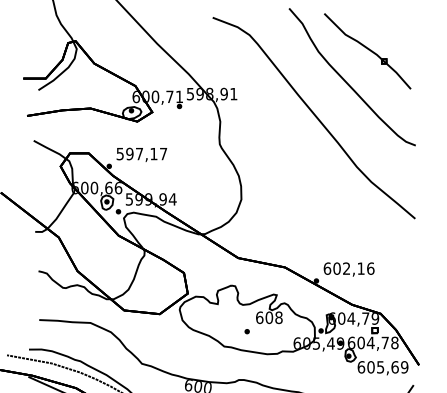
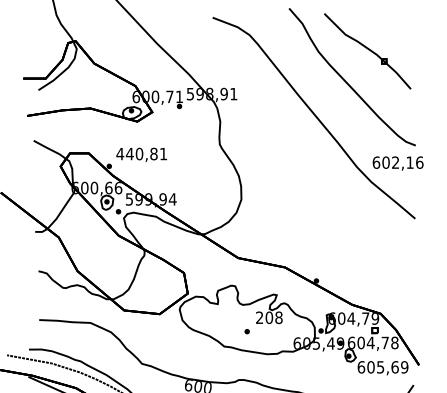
text: 597,17 -> 440,81 (141, 153)
text position: (348, 269) -> (397, 163) (397, 163)
text: 608 -> 208 (259, 317)
